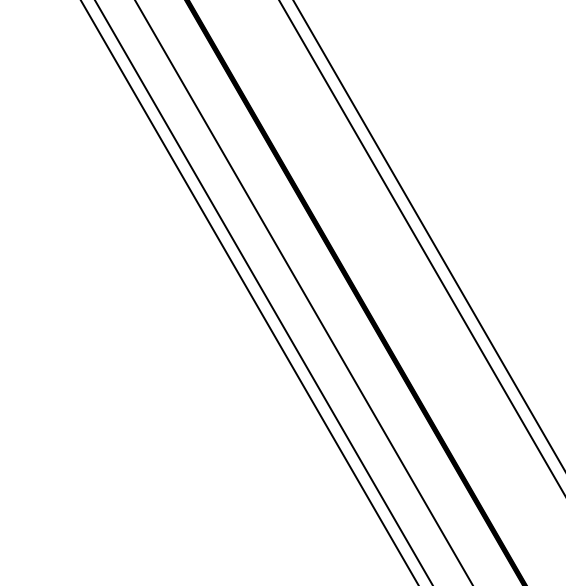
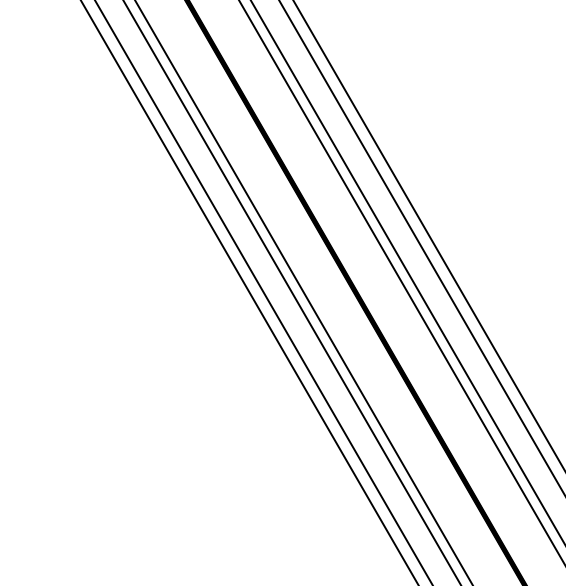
line: none -> present (406, 271)
line: none -> present (401, 281)
line: none -> present (291, 292)
